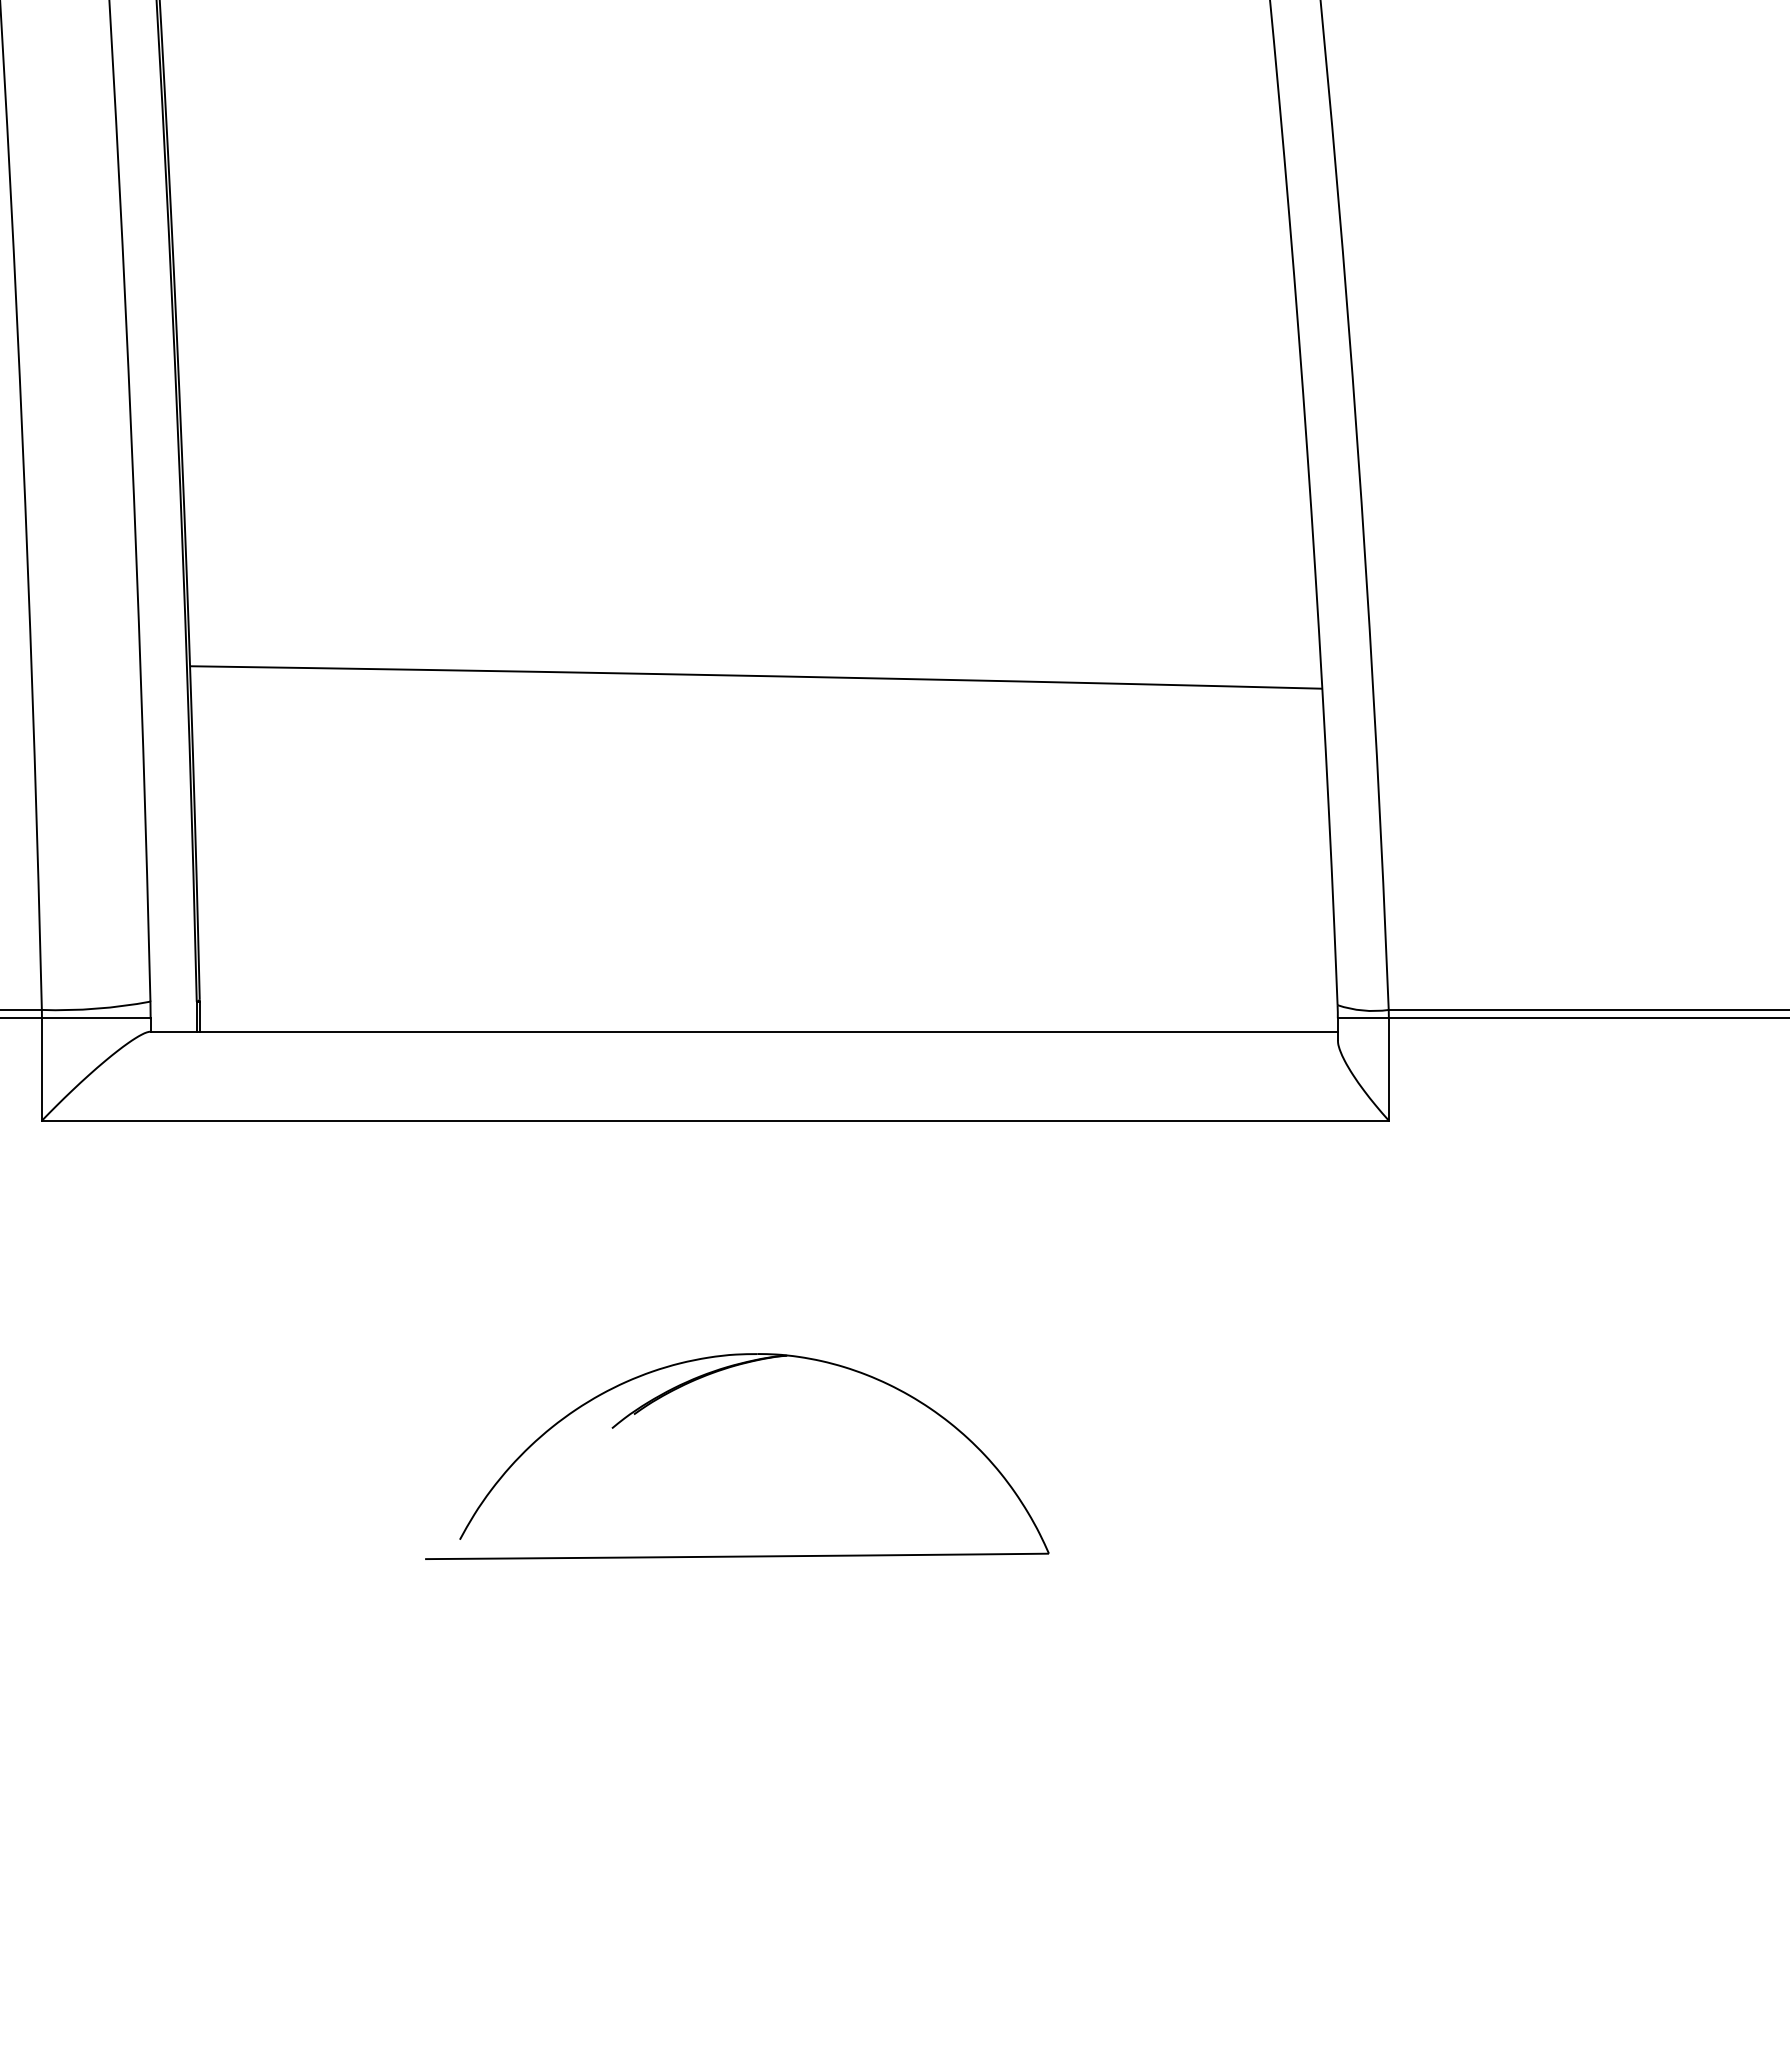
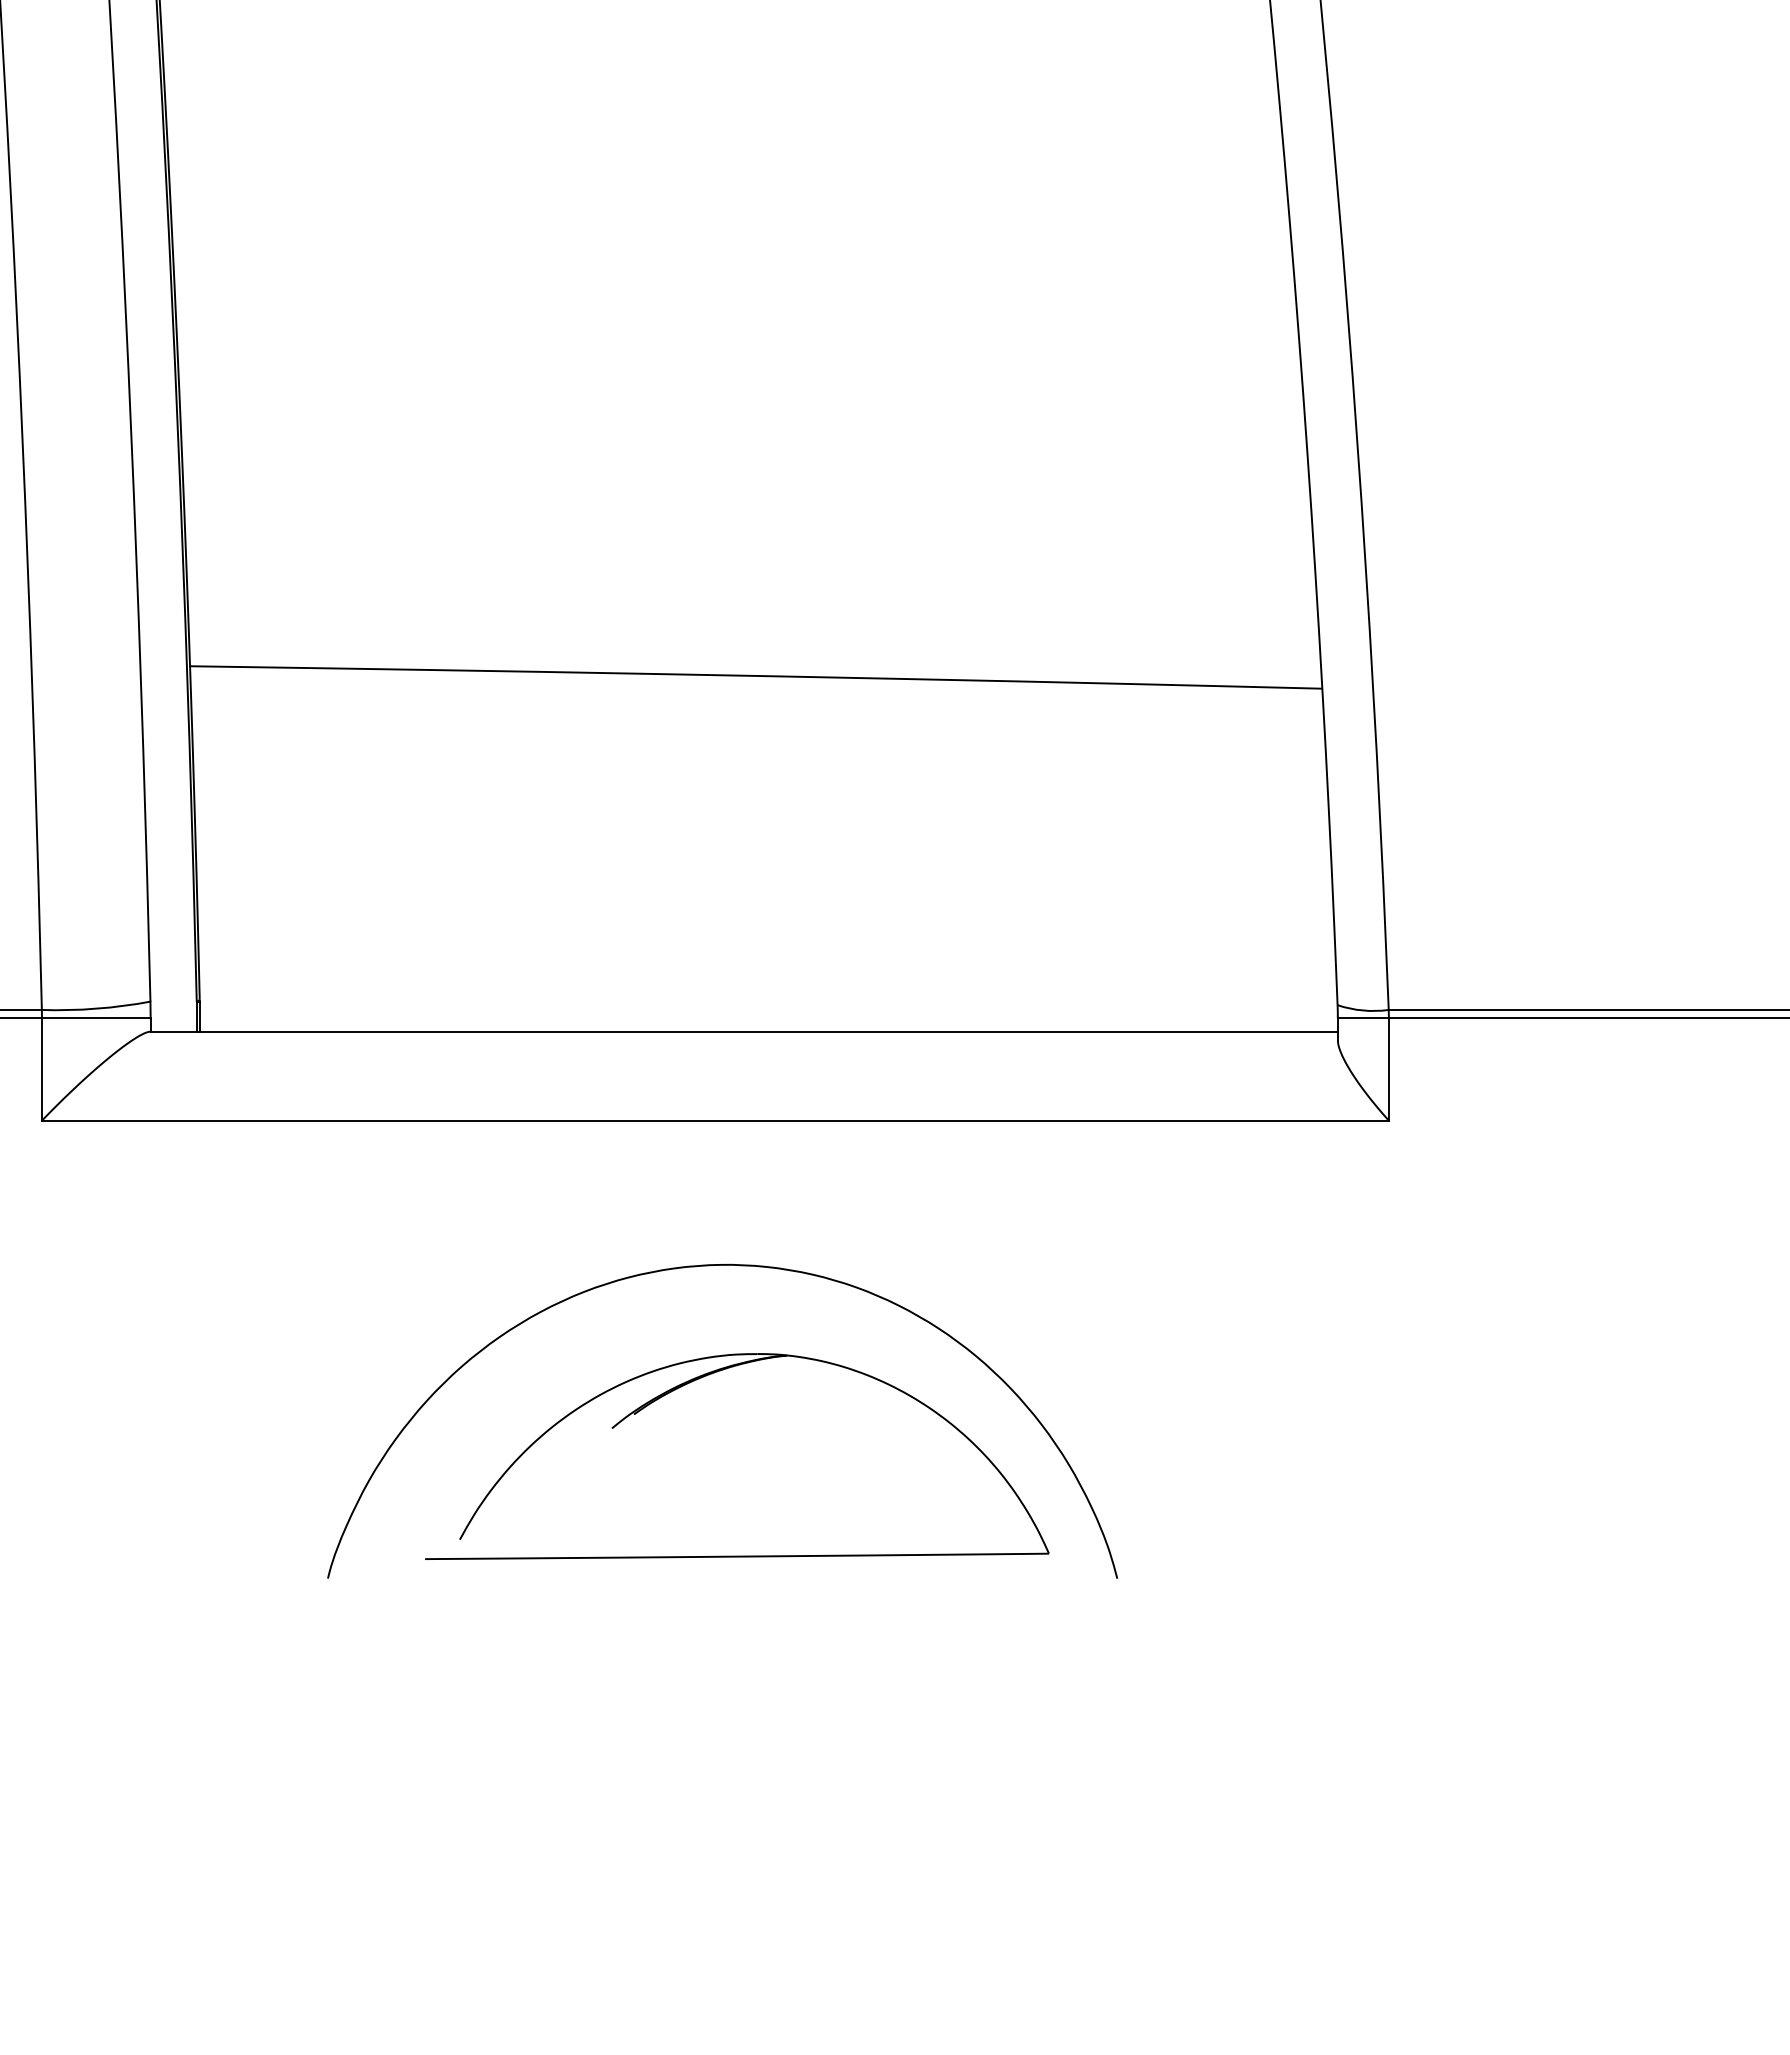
curve: none -> present (709, 1266)
